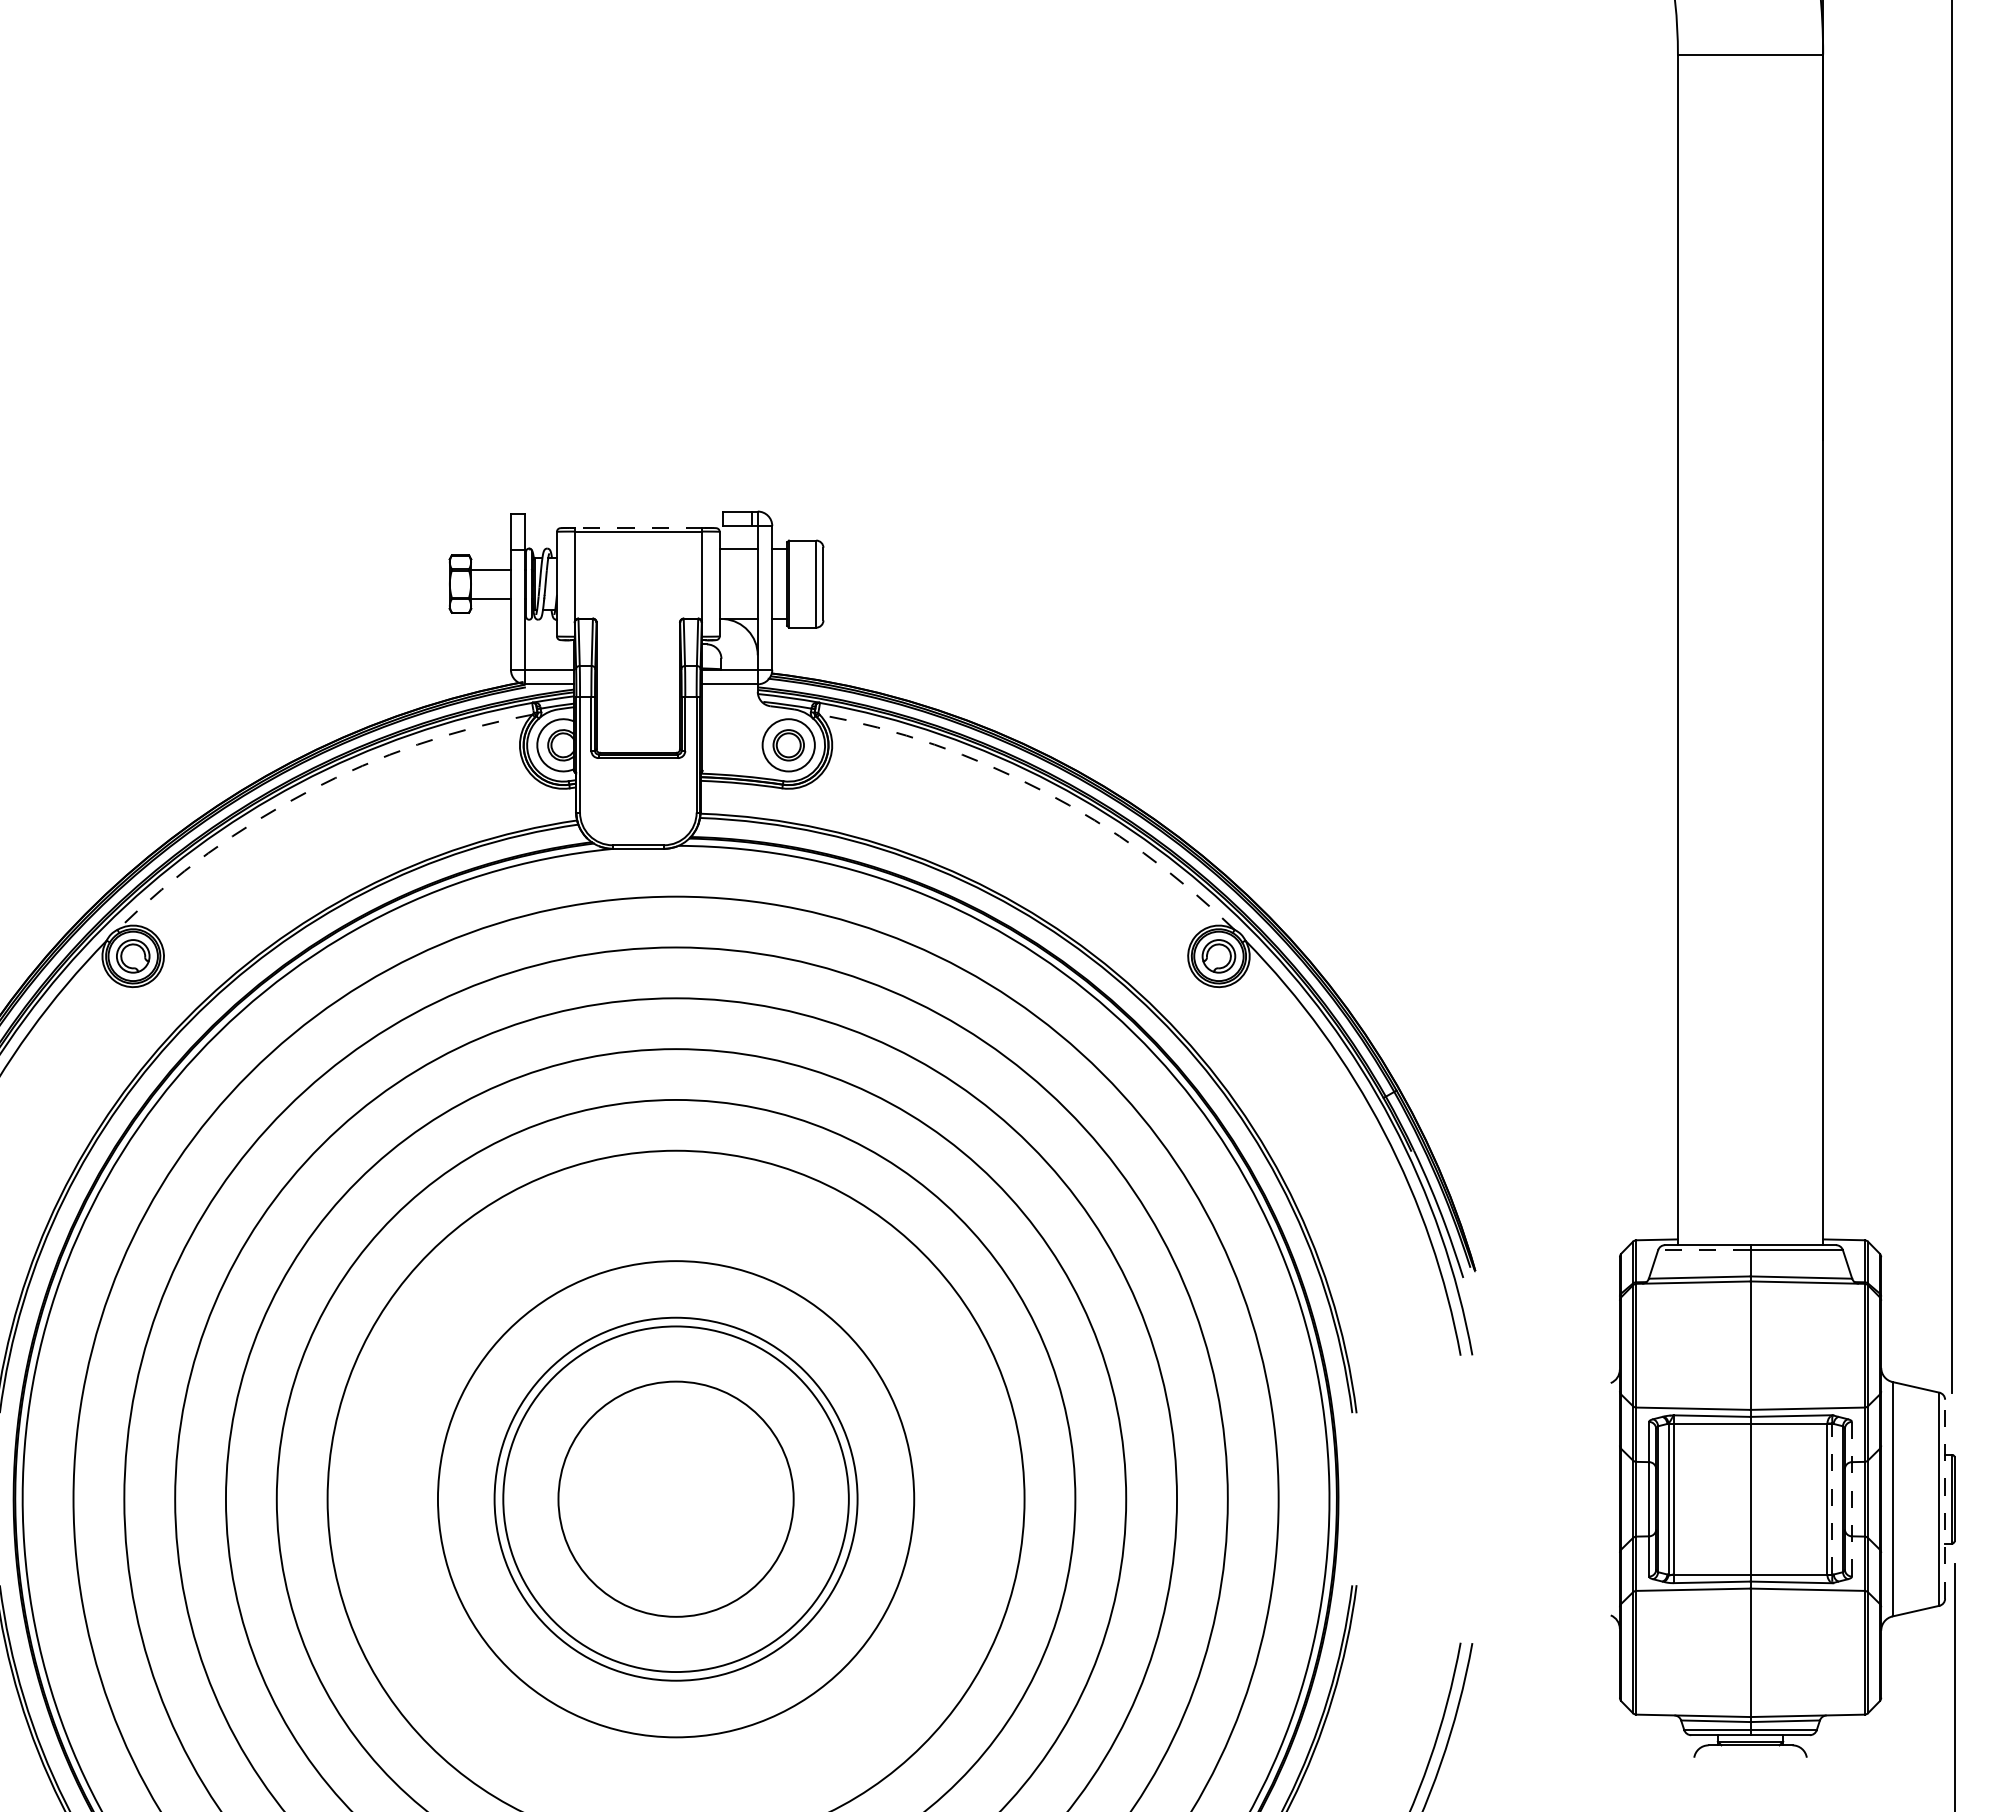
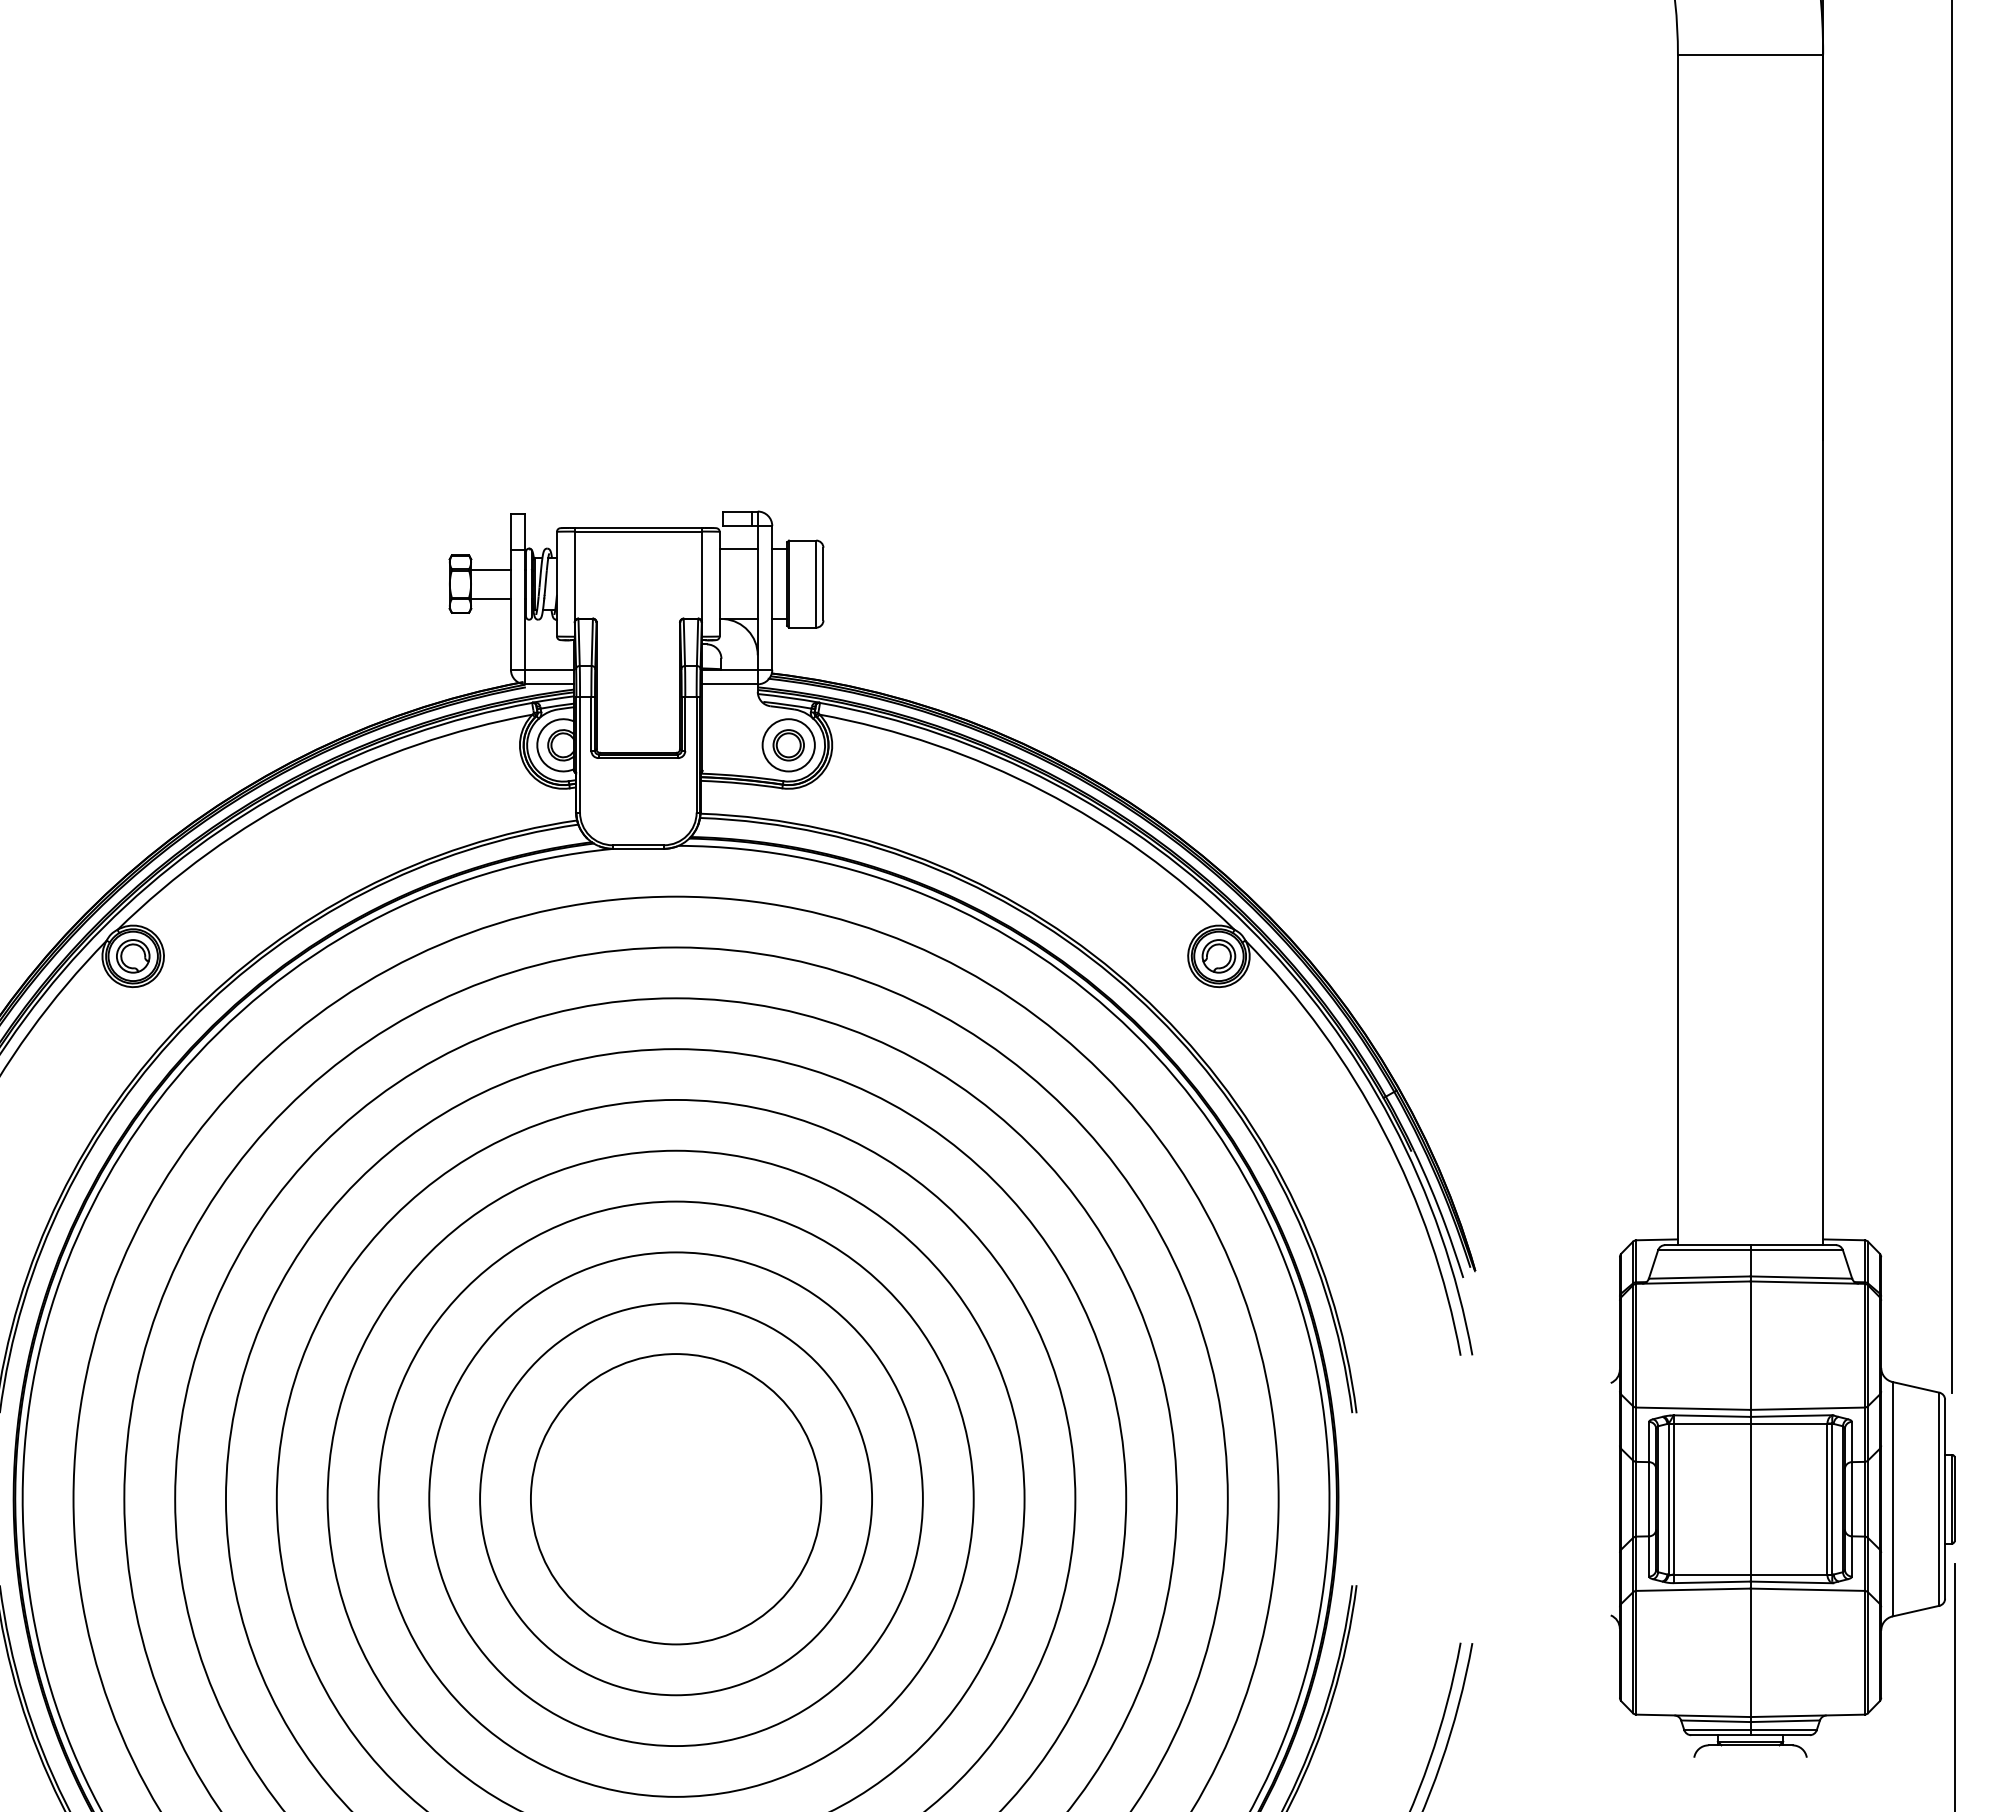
line: dashed -> solid (638, 527)
arc: dashed -> solid (308, 791)
arc: dashed -> solid (1043, 791)
line: dashed -> solid (1703, 1250)
circle diameter: 235 px -> 392 px (676, 1499)
circle diameter: 363 px -> 290 px (675, 1499)
line: dashed -> solid (1832, 1498)
line: dashed -> solid (1945, 1498)
circle diameter: 346 px -> 494 px (675, 1499)
circle diameter: 476 px -> 595 px (675, 1498)
line: dashed -> solid (1852, 1499)
